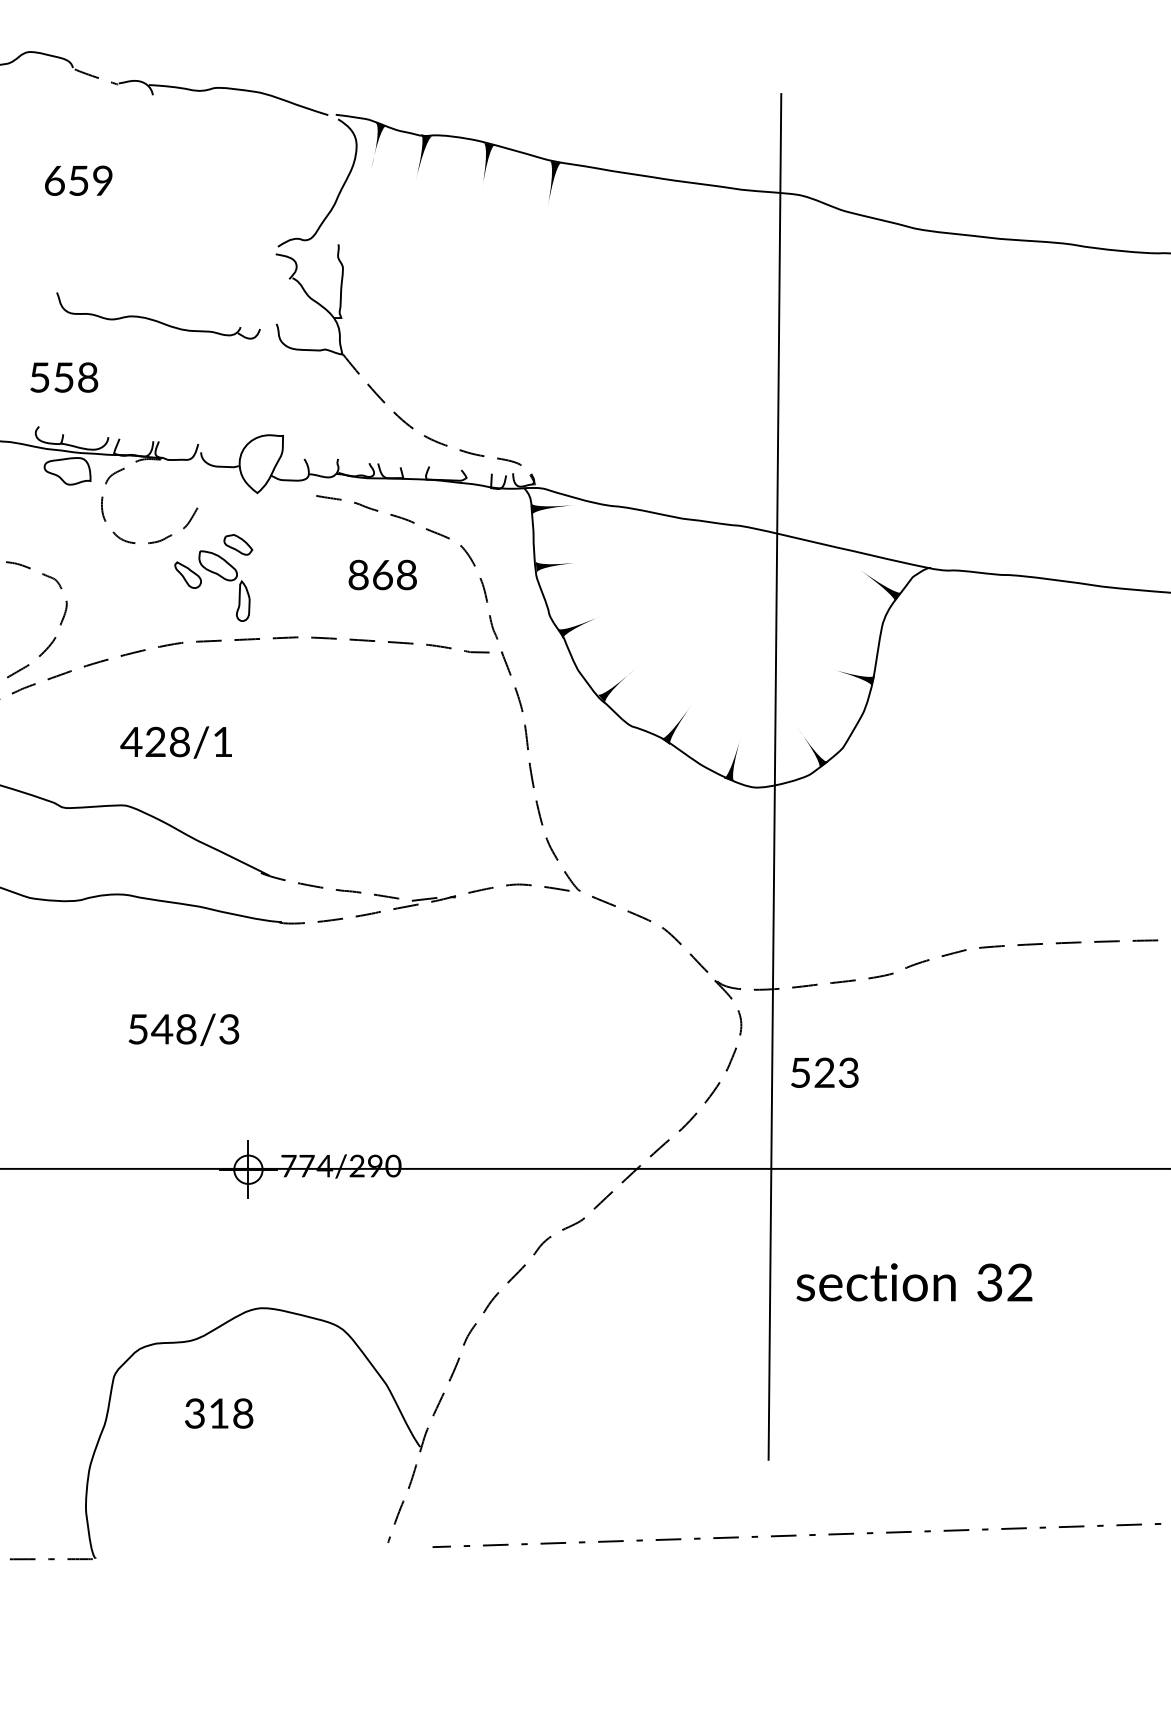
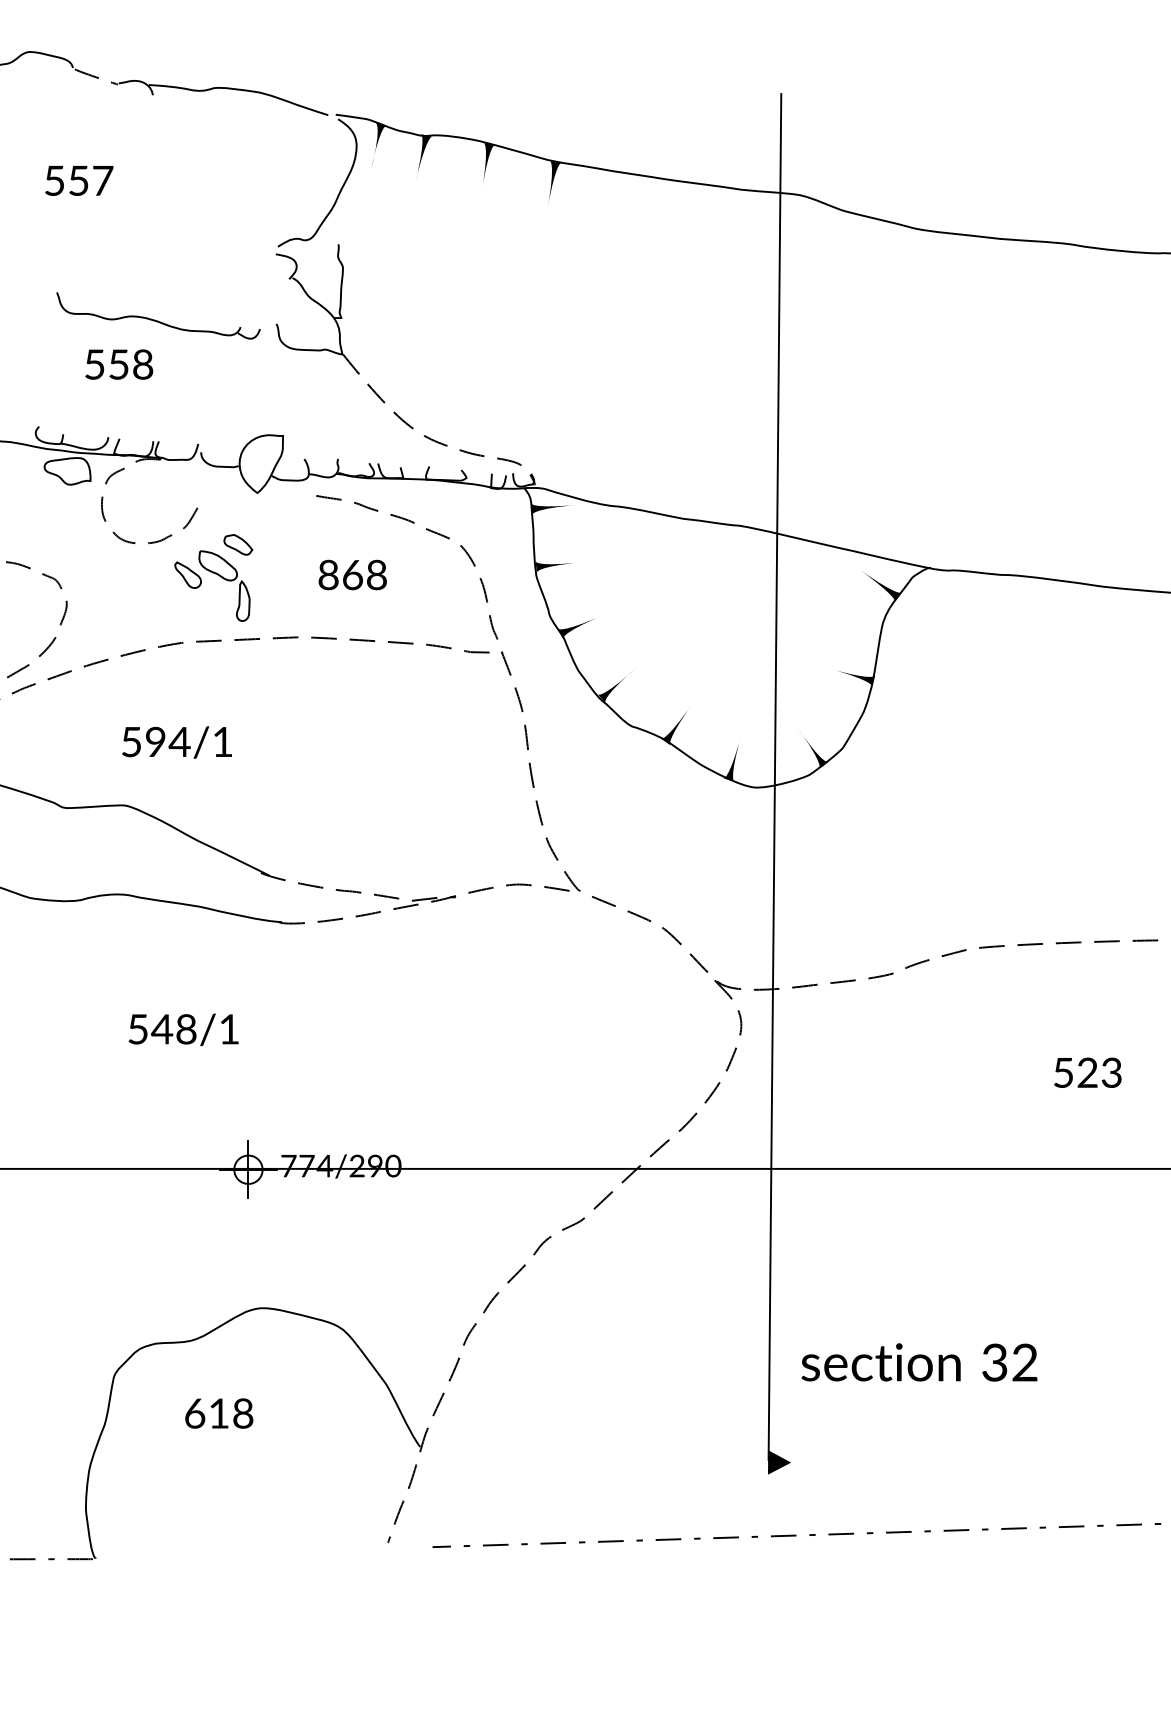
text: 659 -> 557 (79, 180)
text position: (64, 377) -> (119, 364) (119, 364)
text position: (382, 574) -> (352, 574) (352, 574)
text: 428/1 -> 594/1 (155, 741)
text: 548/3 -> 548/1 (229, 1029)
text position: (824, 1072) -> (1087, 1072) (1087, 1072)
text position: (914, 1282) -> (919, 1362) (919, 1362)
text: 318 -> 618 (195, 1413)
fill: none -> present (779, 1462)
